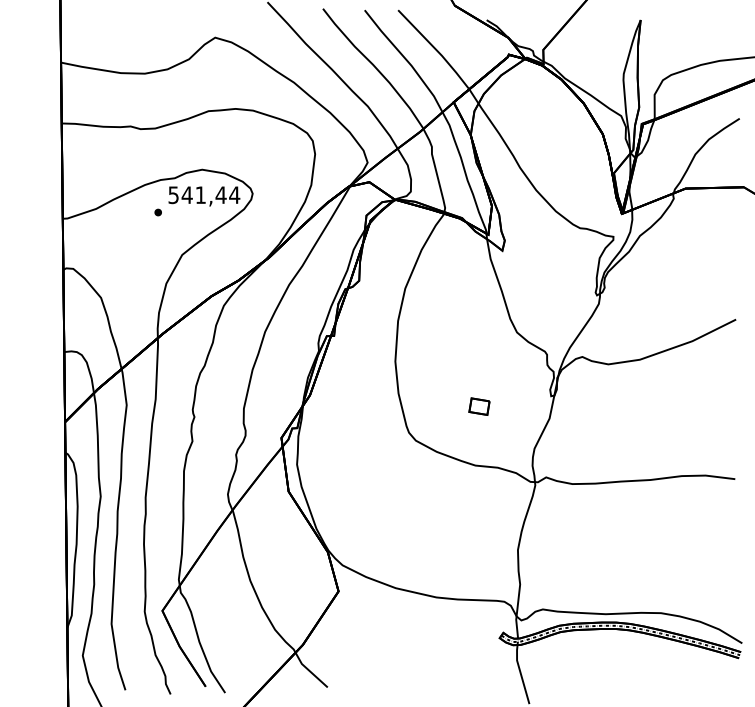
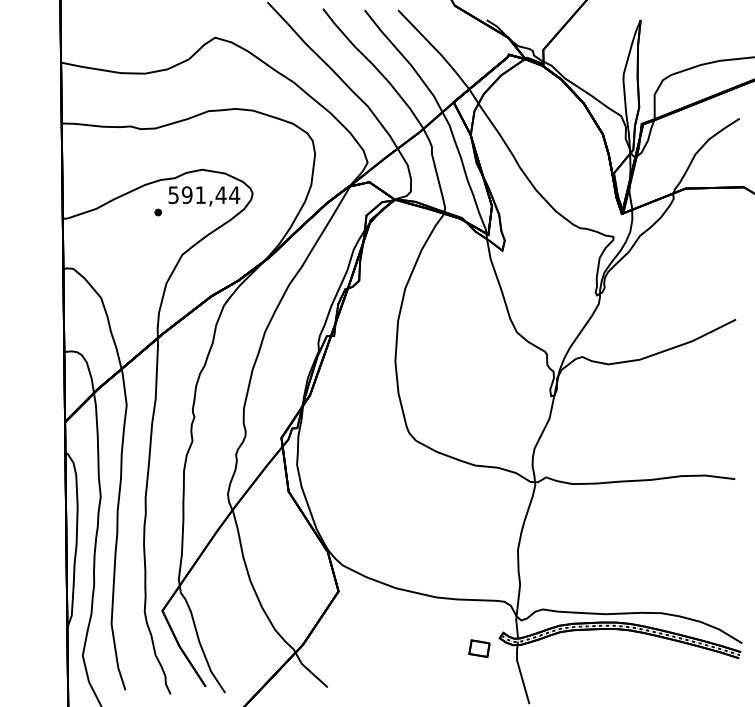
text: 541,44 -> 591,44 (186, 195)
part position: (479, 406) -> (479, 648) (479, 648)
